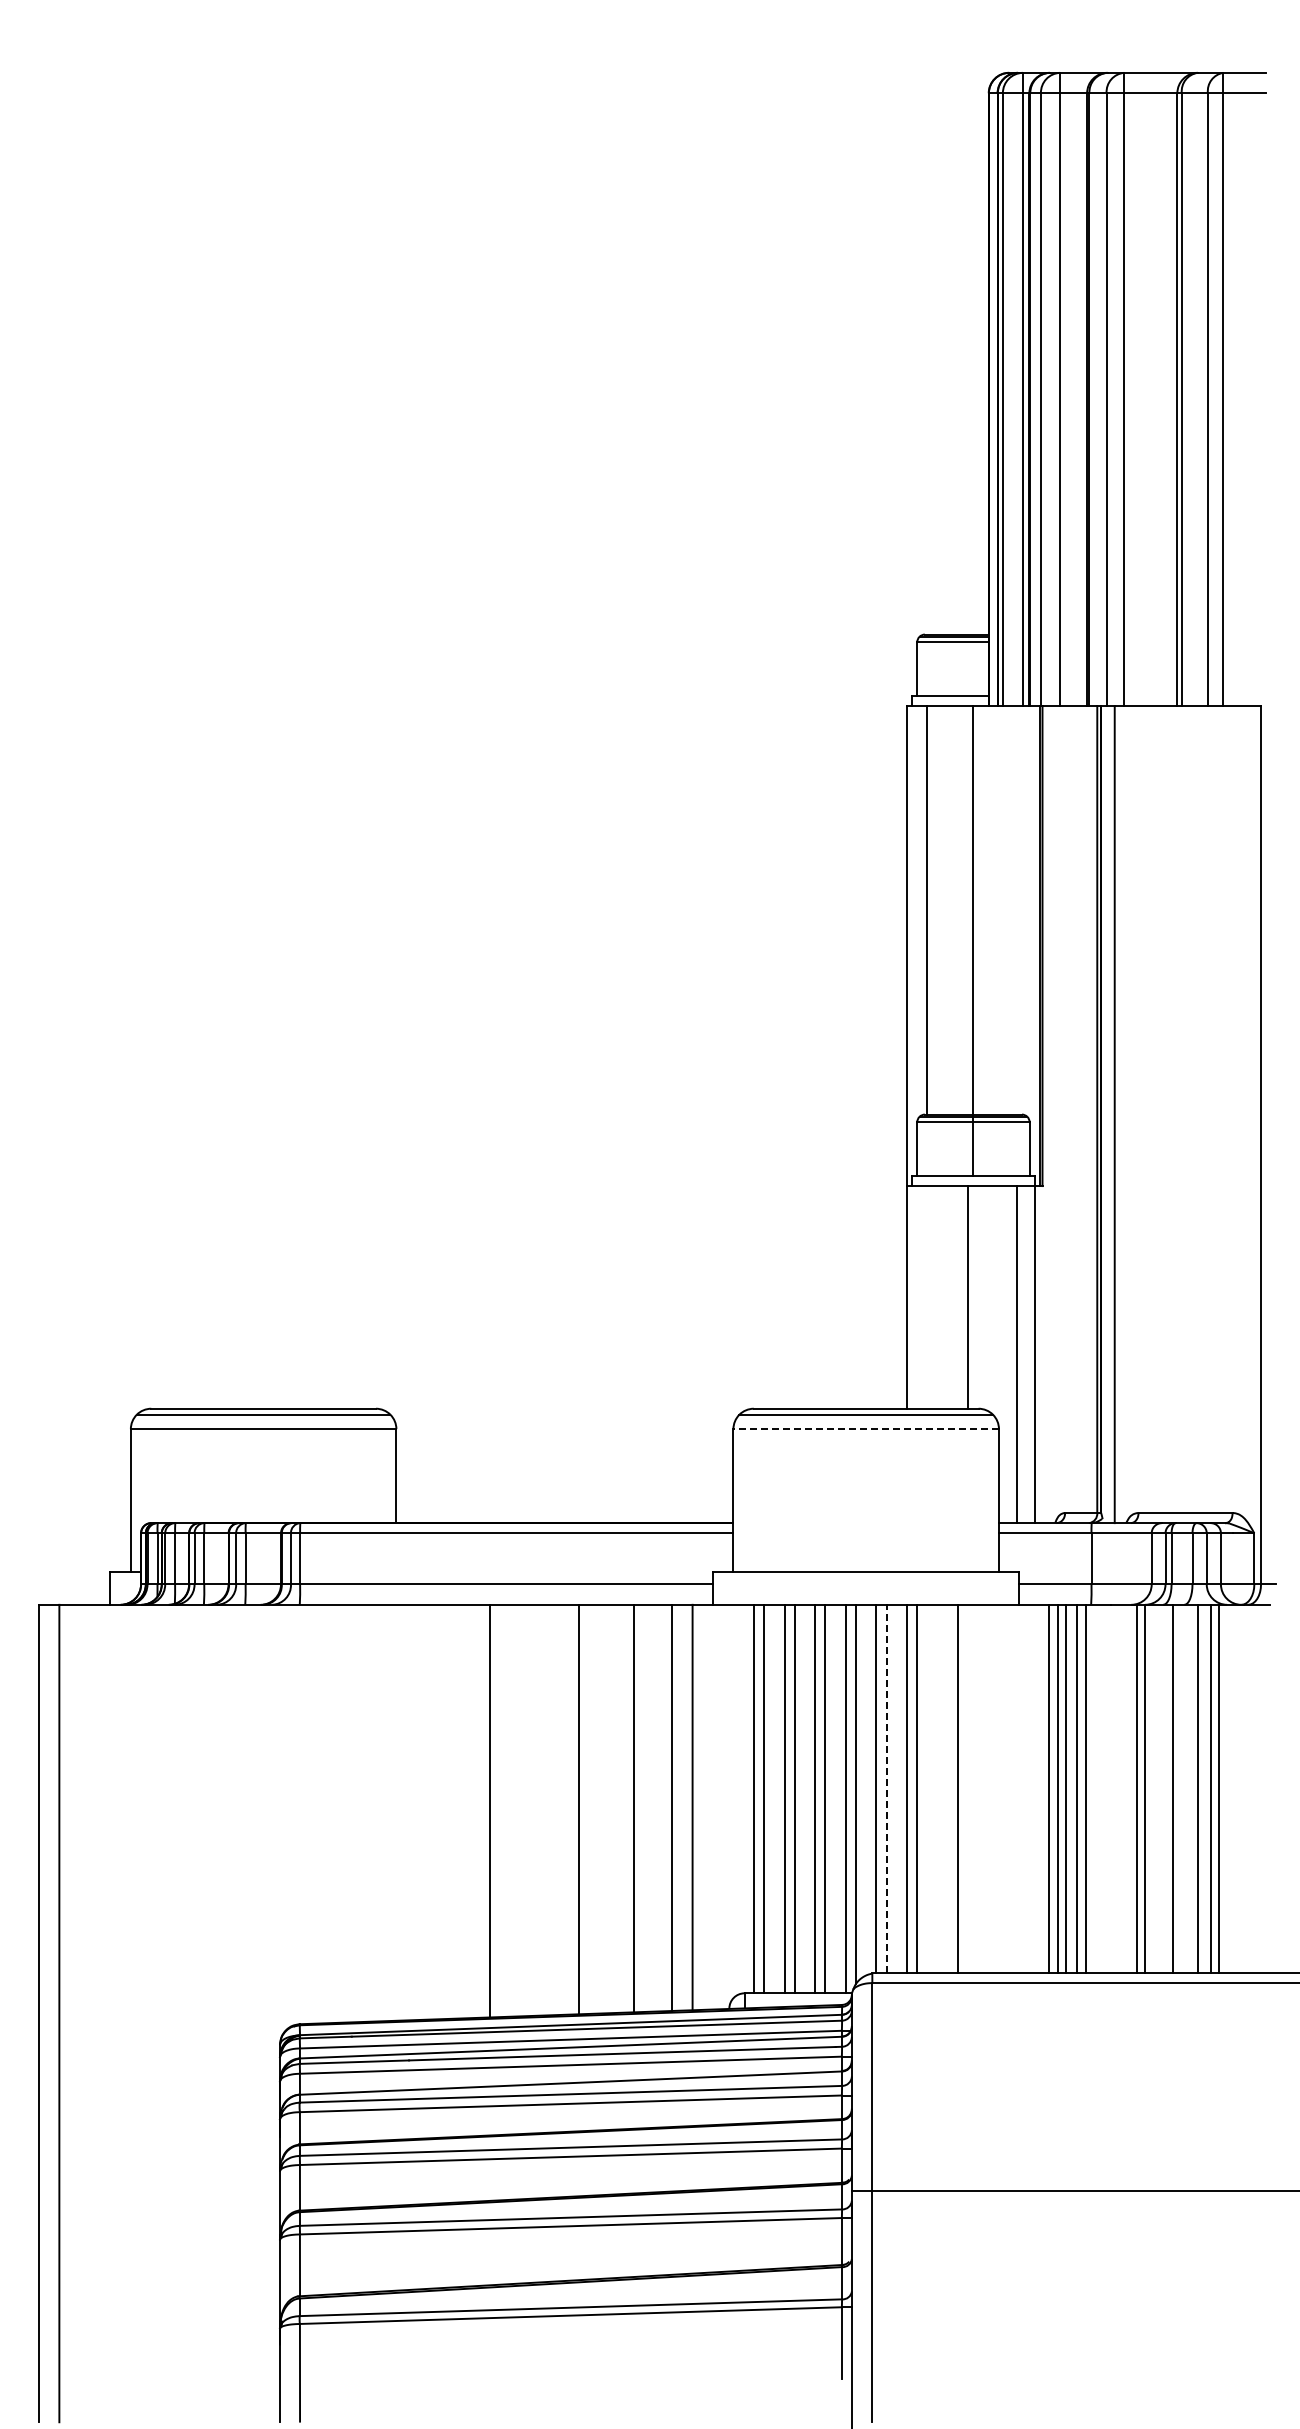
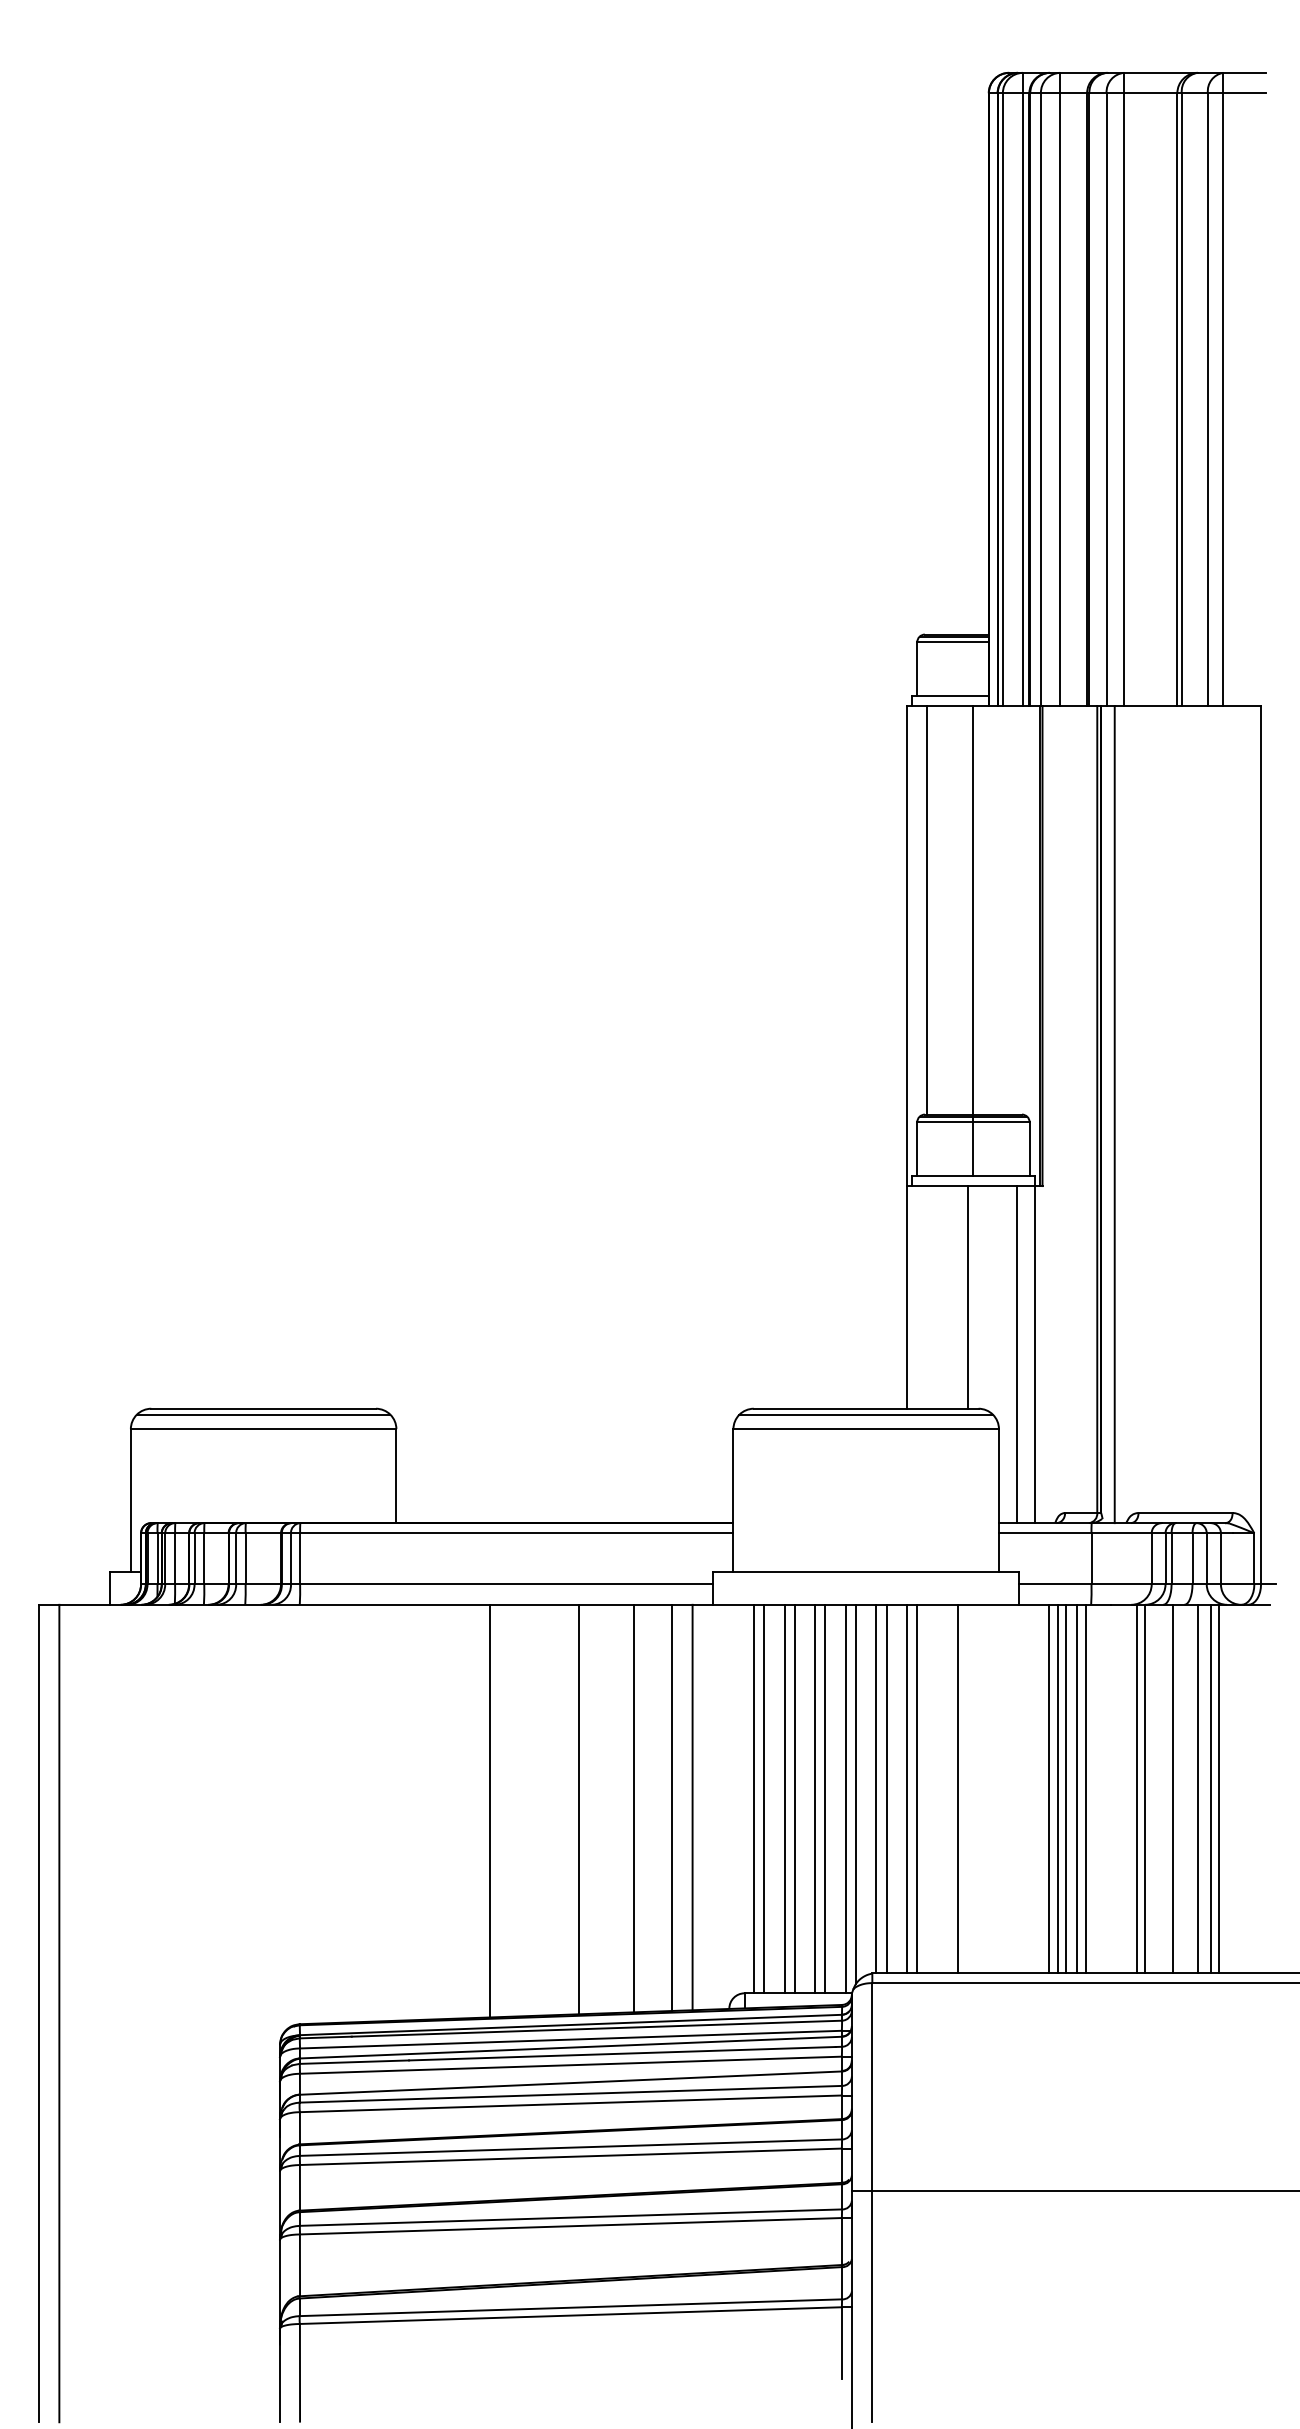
line: dashed -> solid (866, 1429)
line: dashed -> solid (886, 1788)
